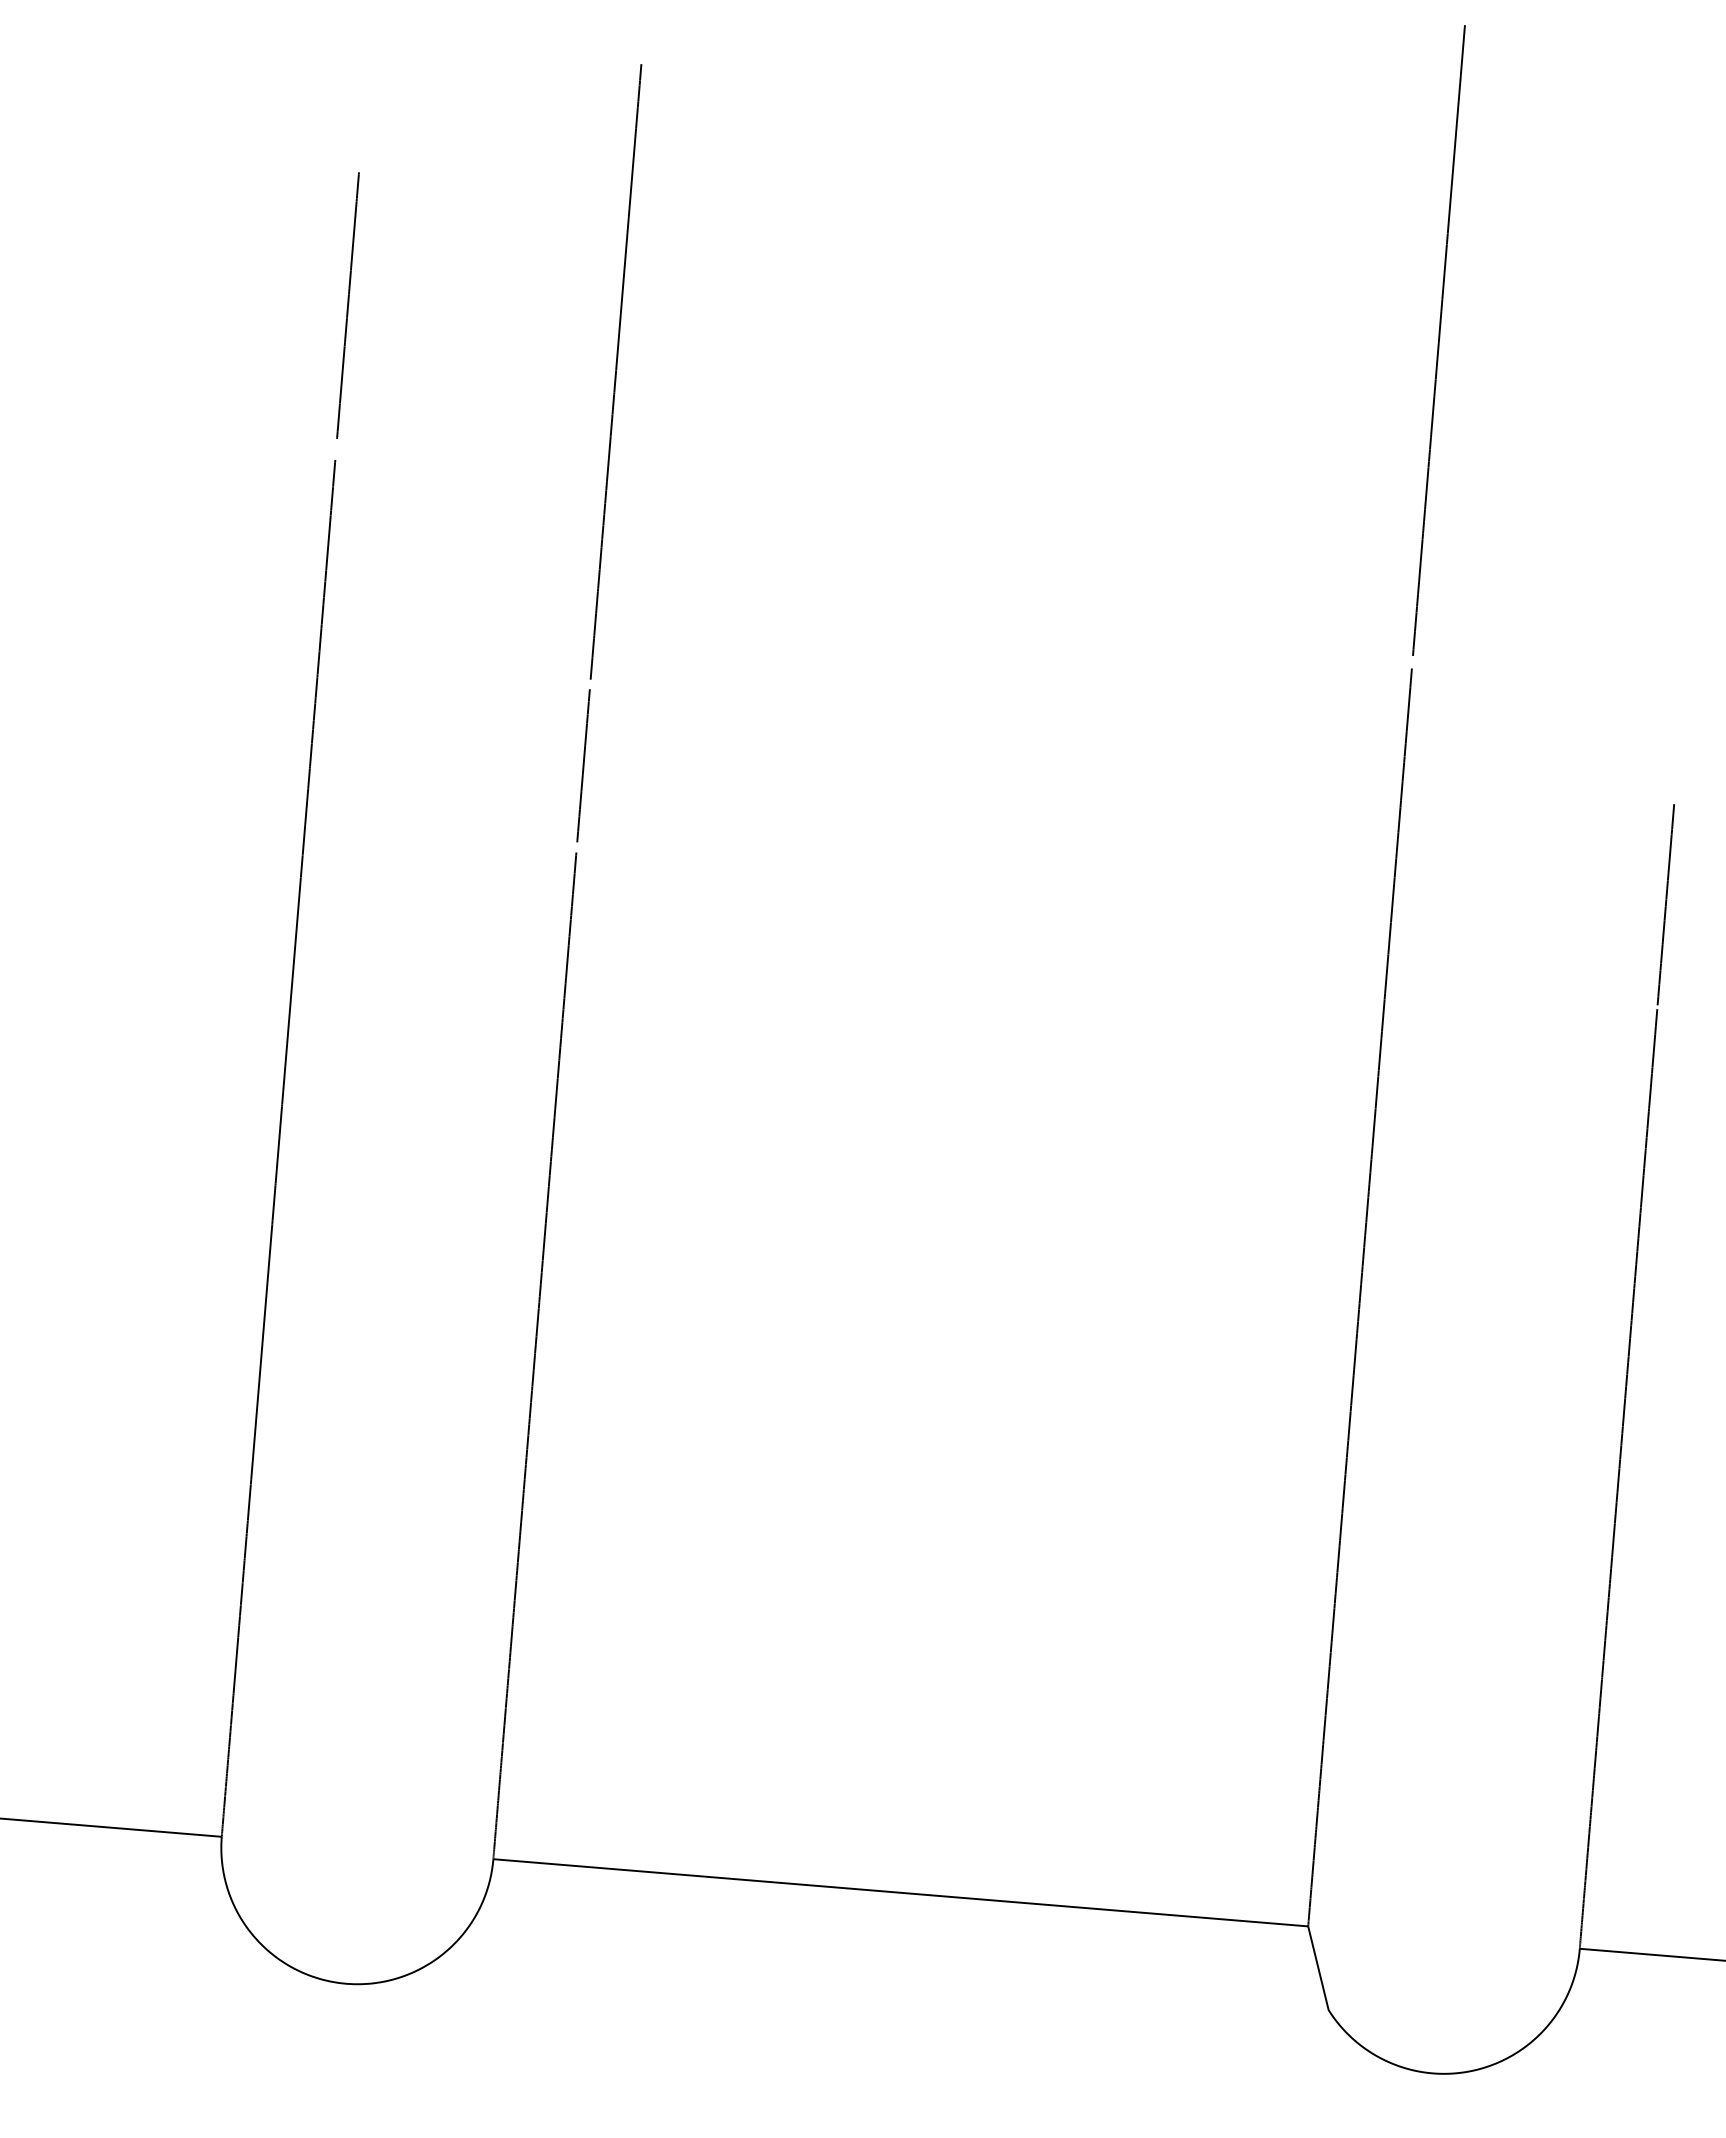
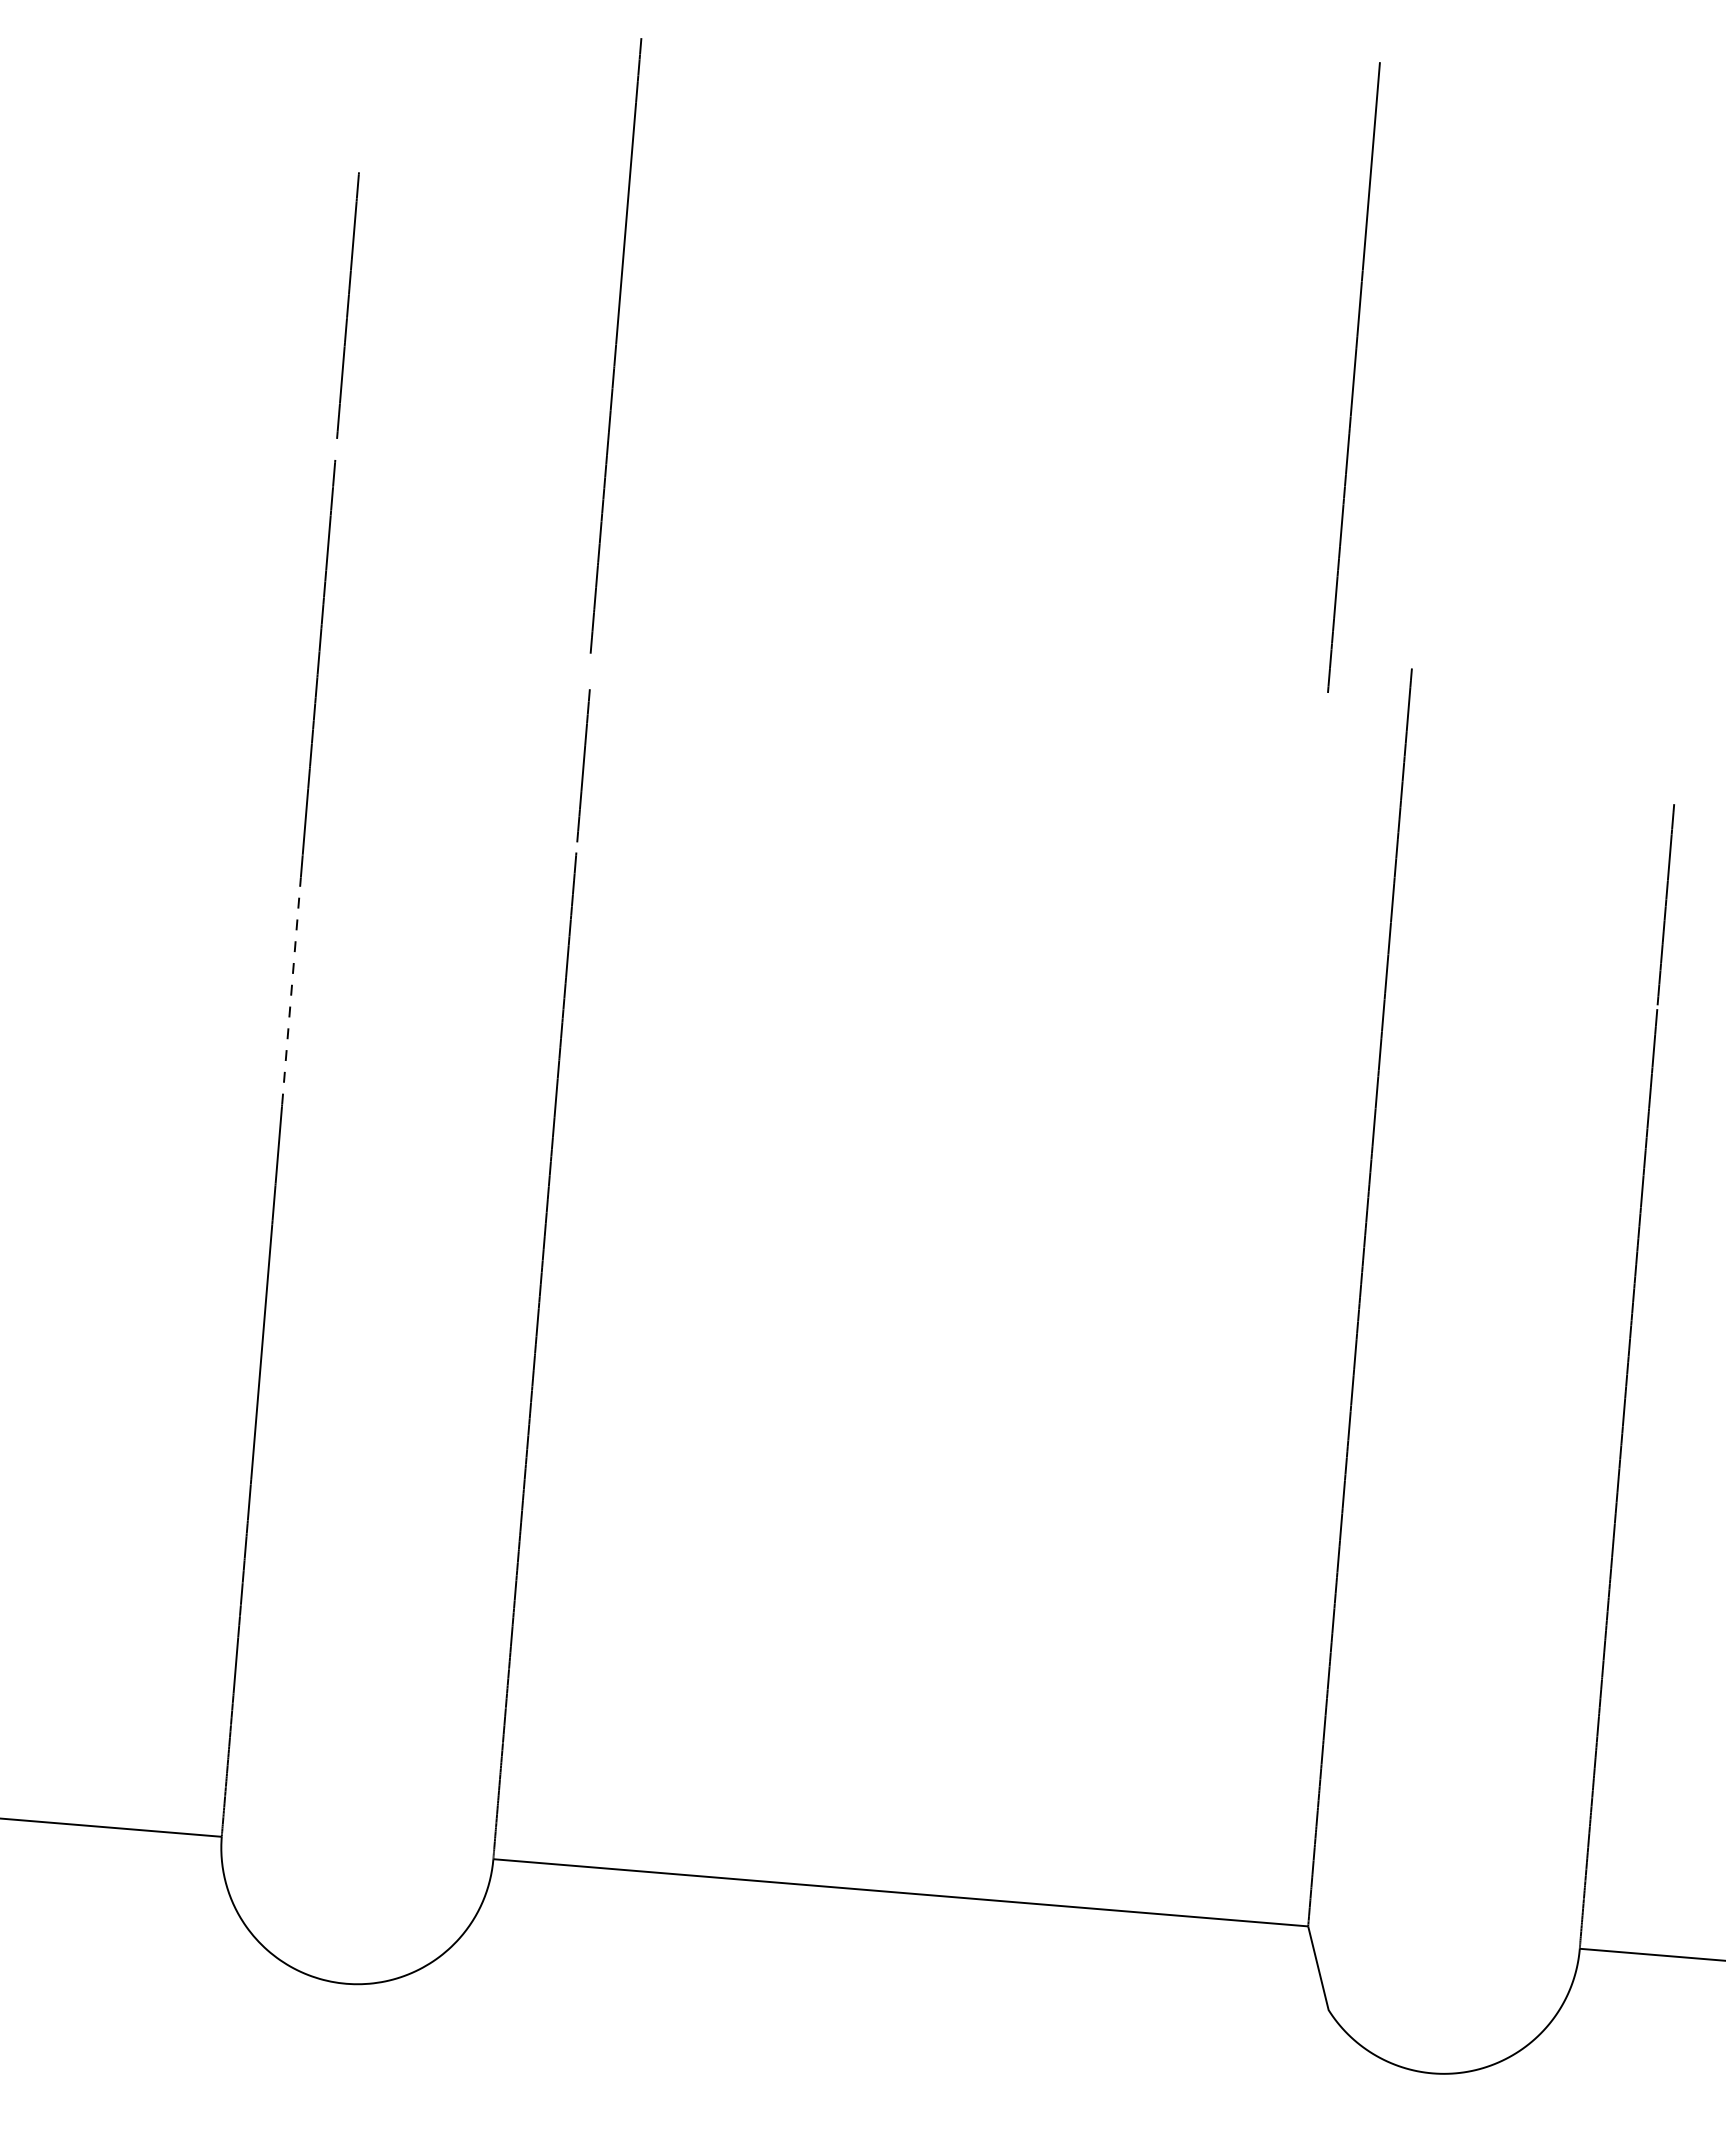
line position: (1438, 340) -> (1353, 377) (1353, 377)
line position: (615, 371) -> (615, 345) (615, 345)
line: solid -> dashed (291, 991)
